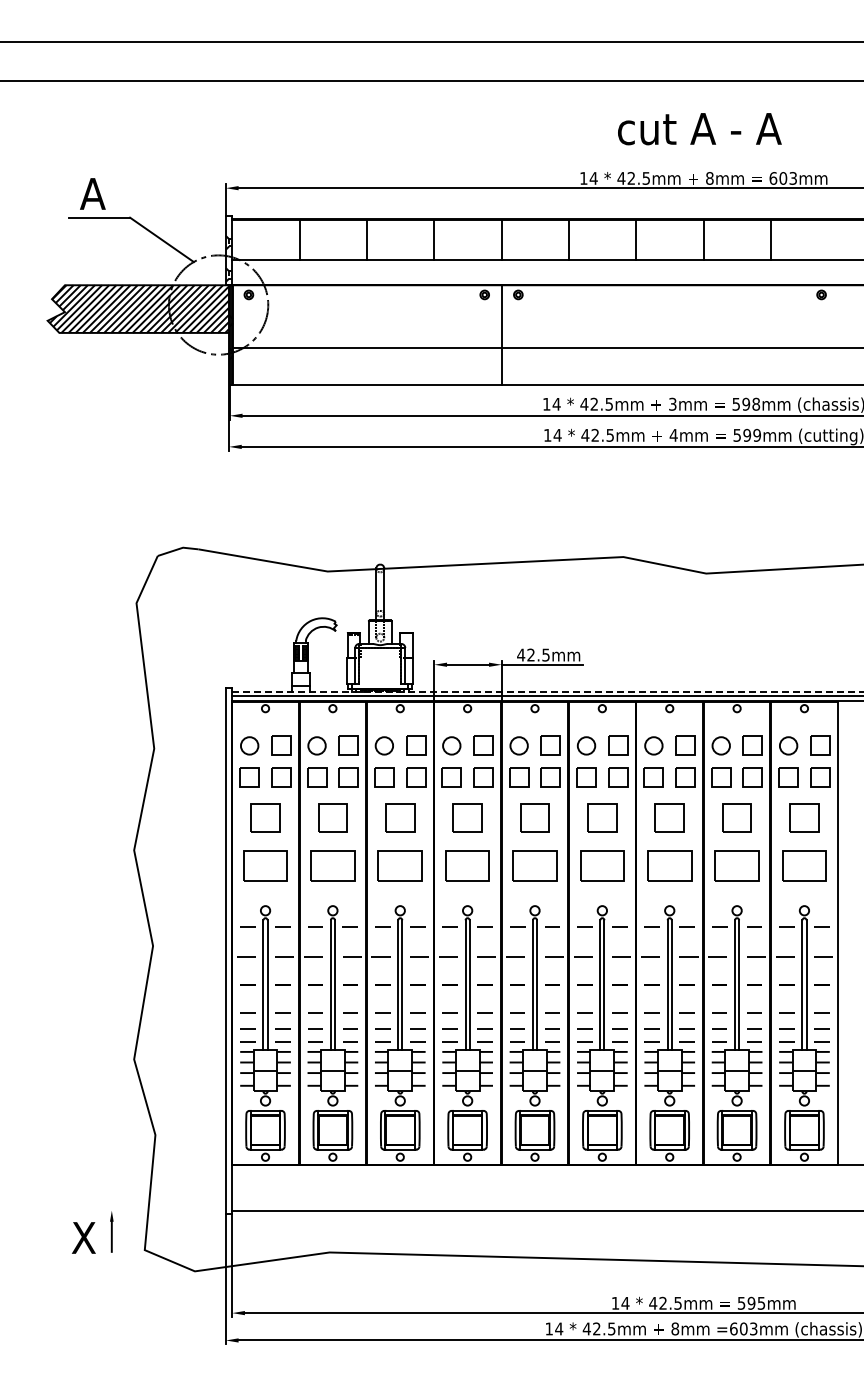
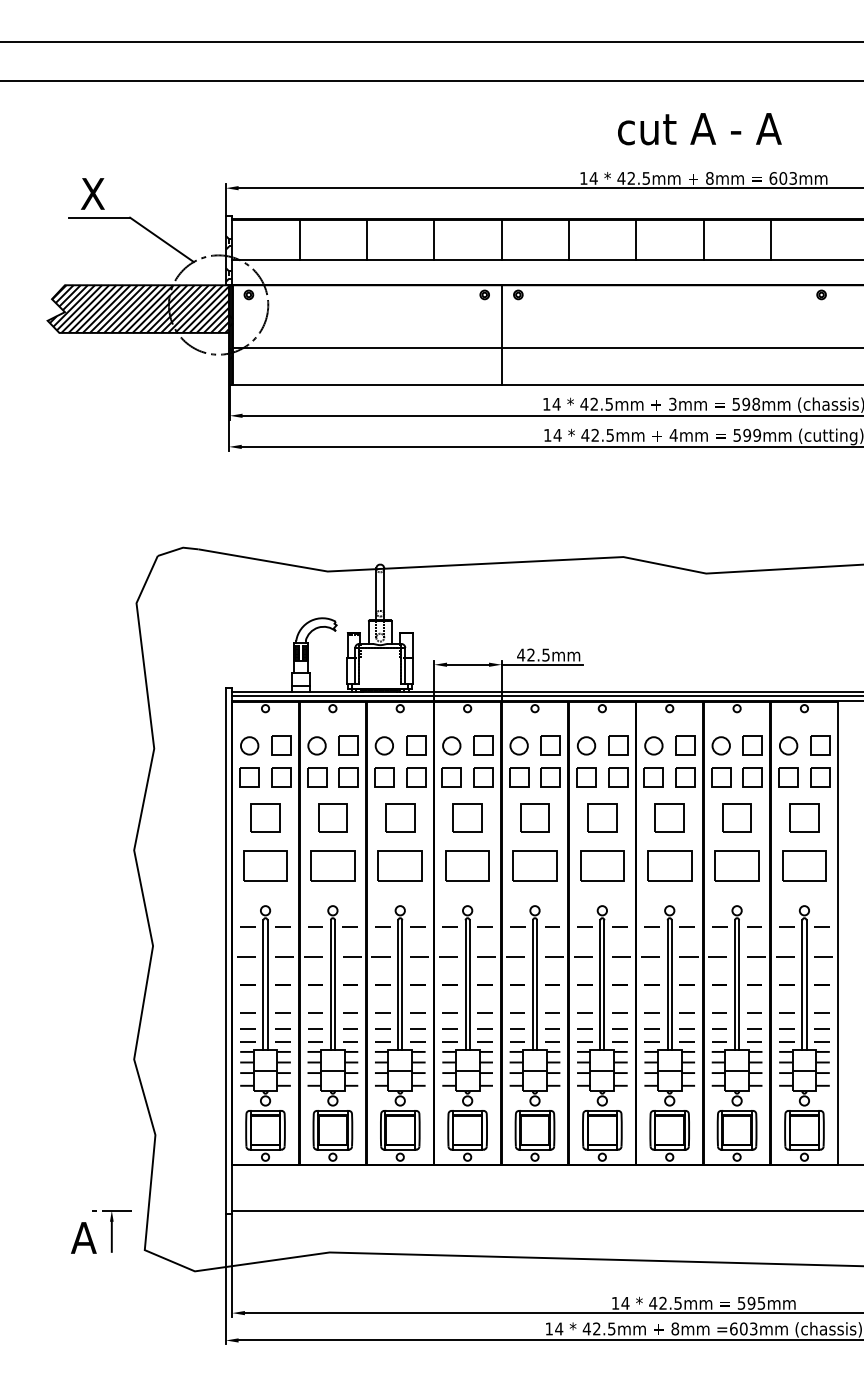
text: A -> X (92, 193)
line: dashed -> solid (547, 691)
line: none -> present (112, 1210)
text: X -> A (83, 1237)
